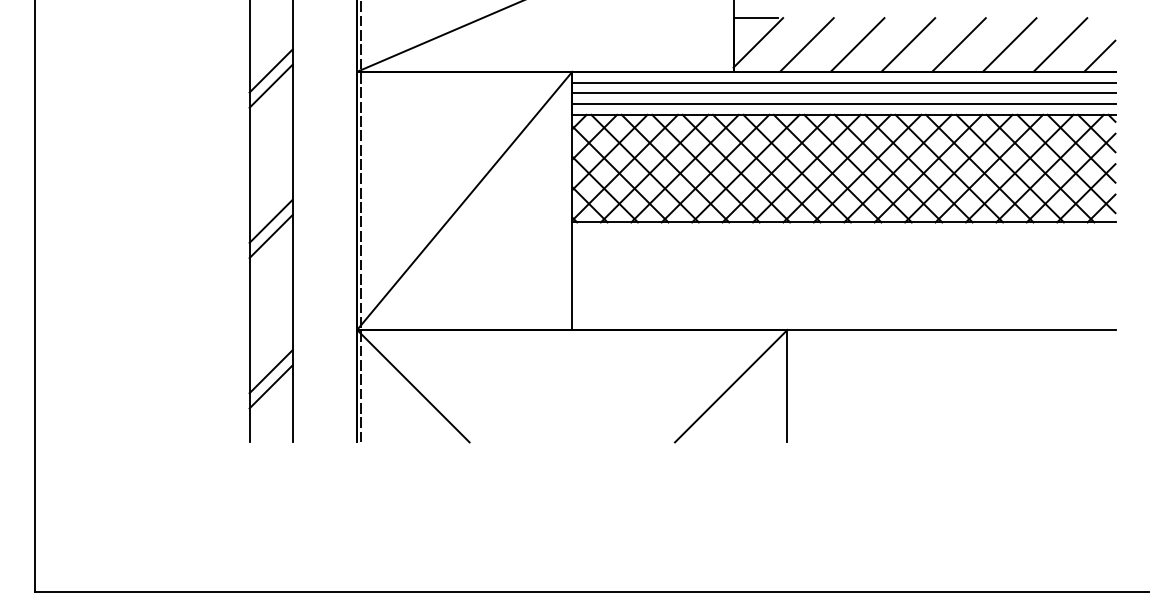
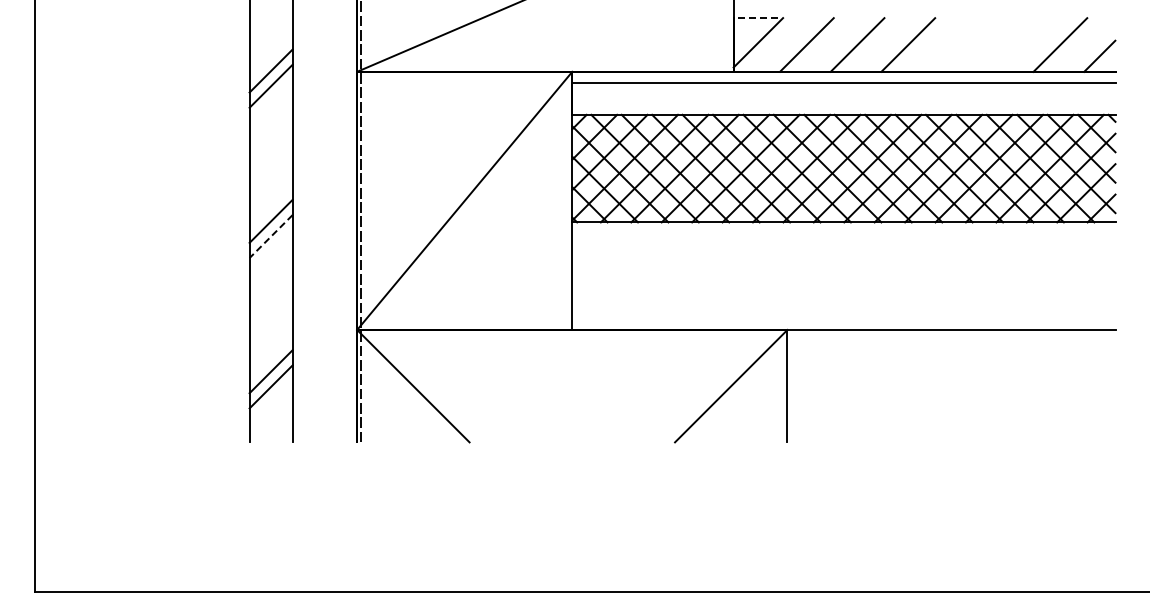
line: solid -> dashed (755, 18)
line: present -> none (958, 44)
line: present -> none (1009, 44)
line: present -> none (843, 93)
line: present -> none (843, 104)
line: solid -> dashed (270, 236)
